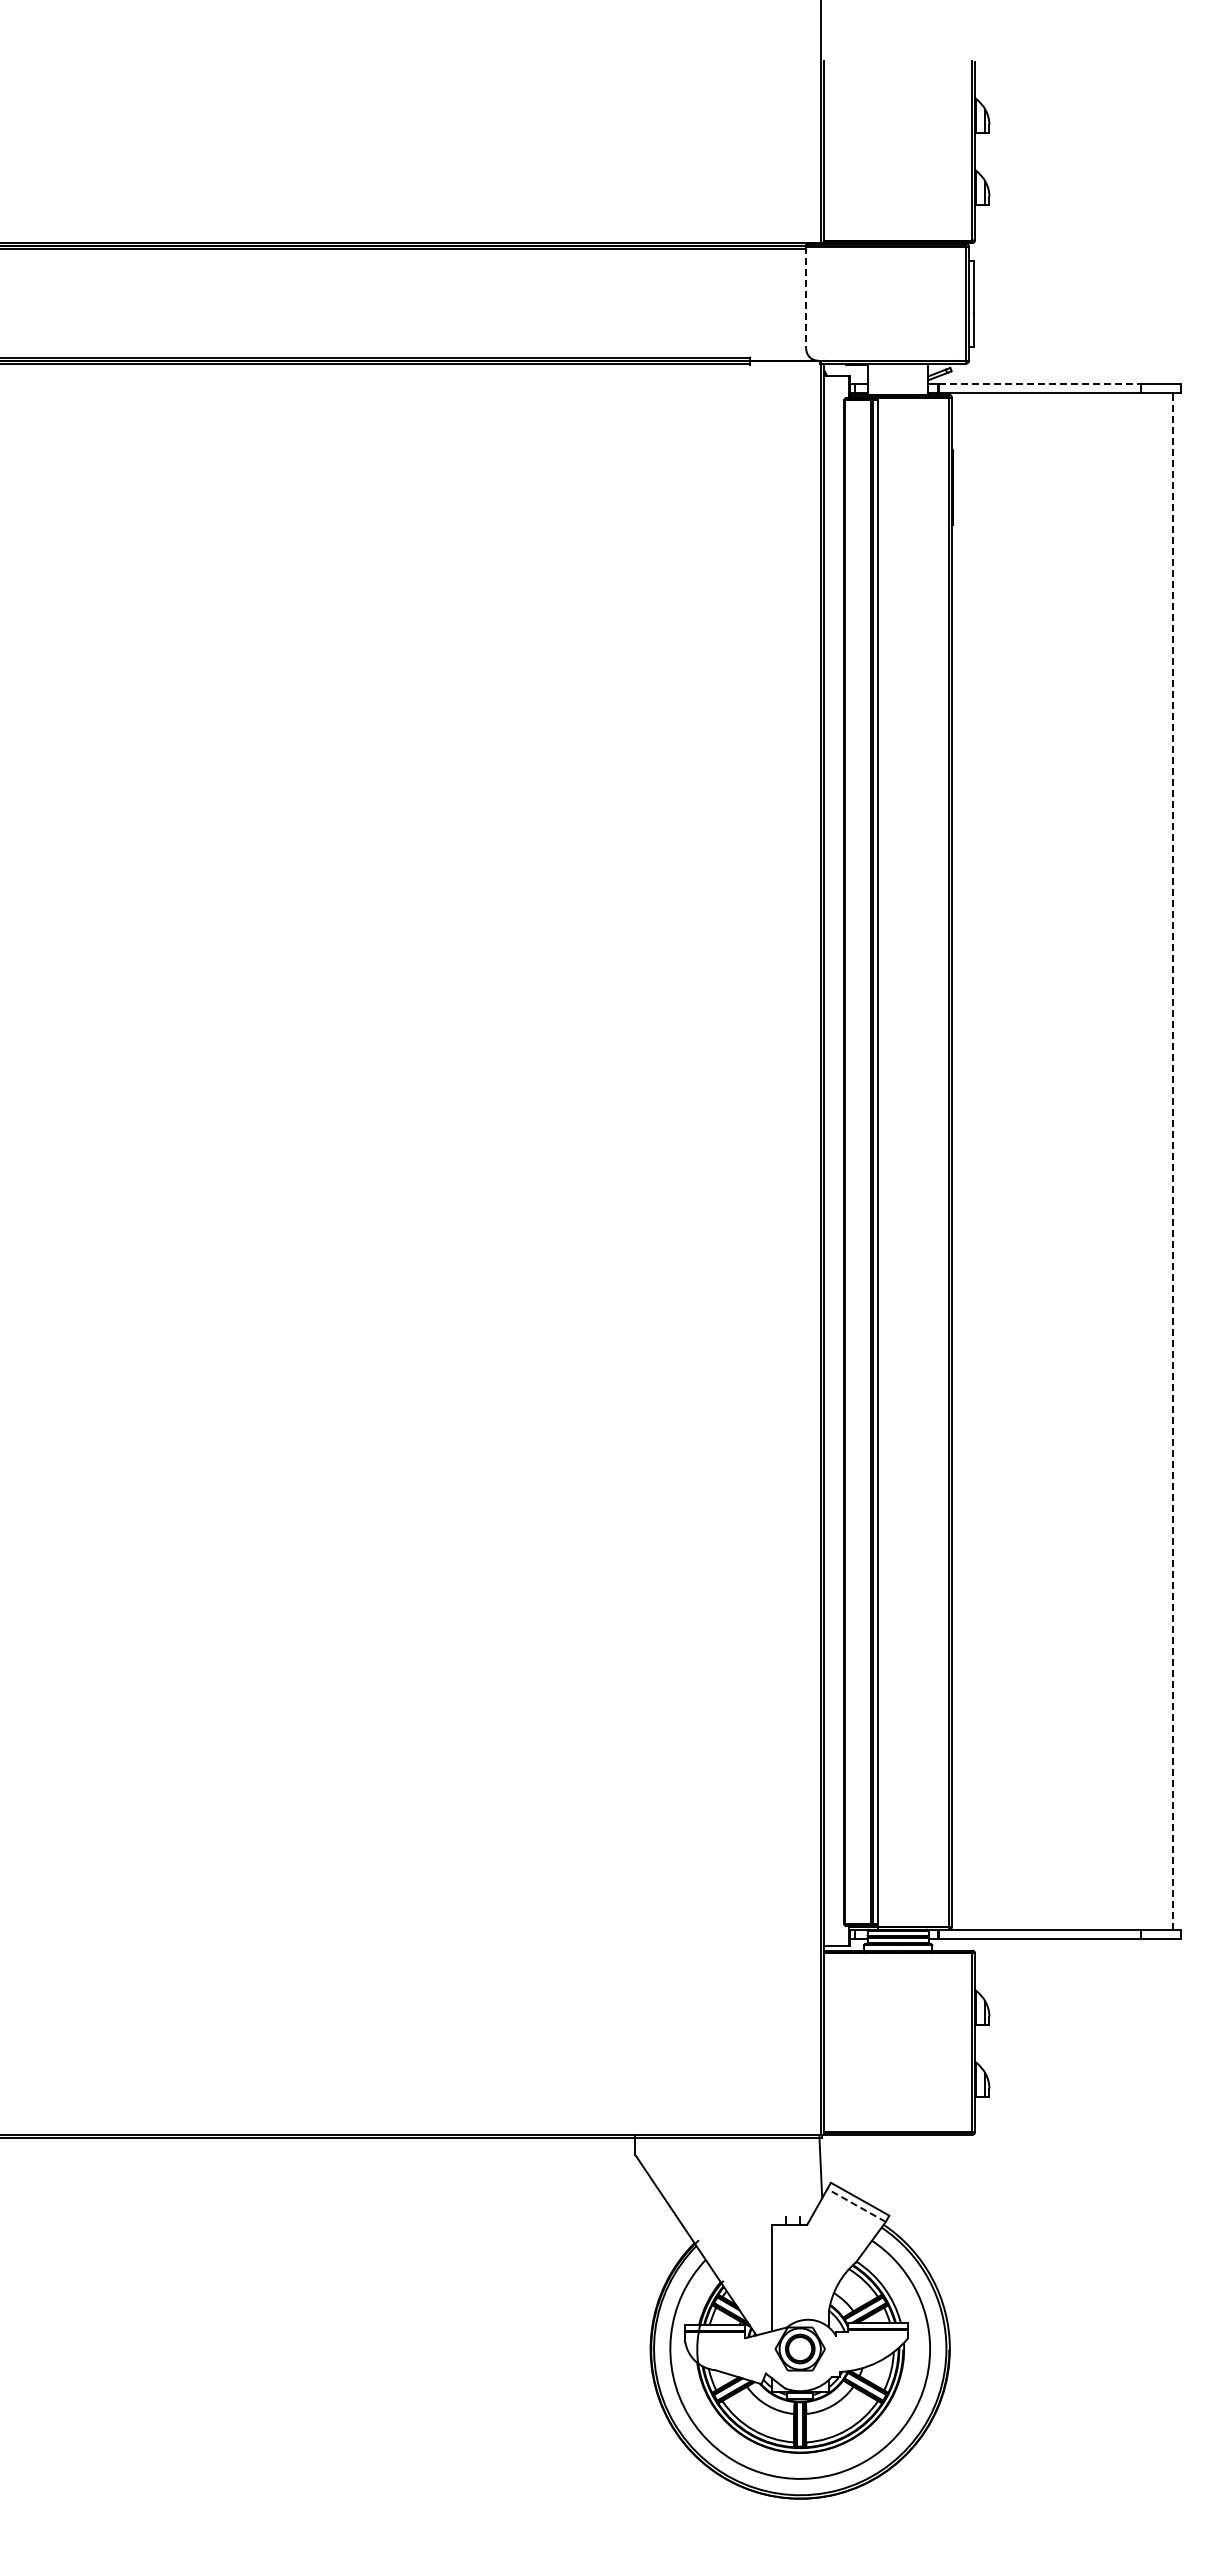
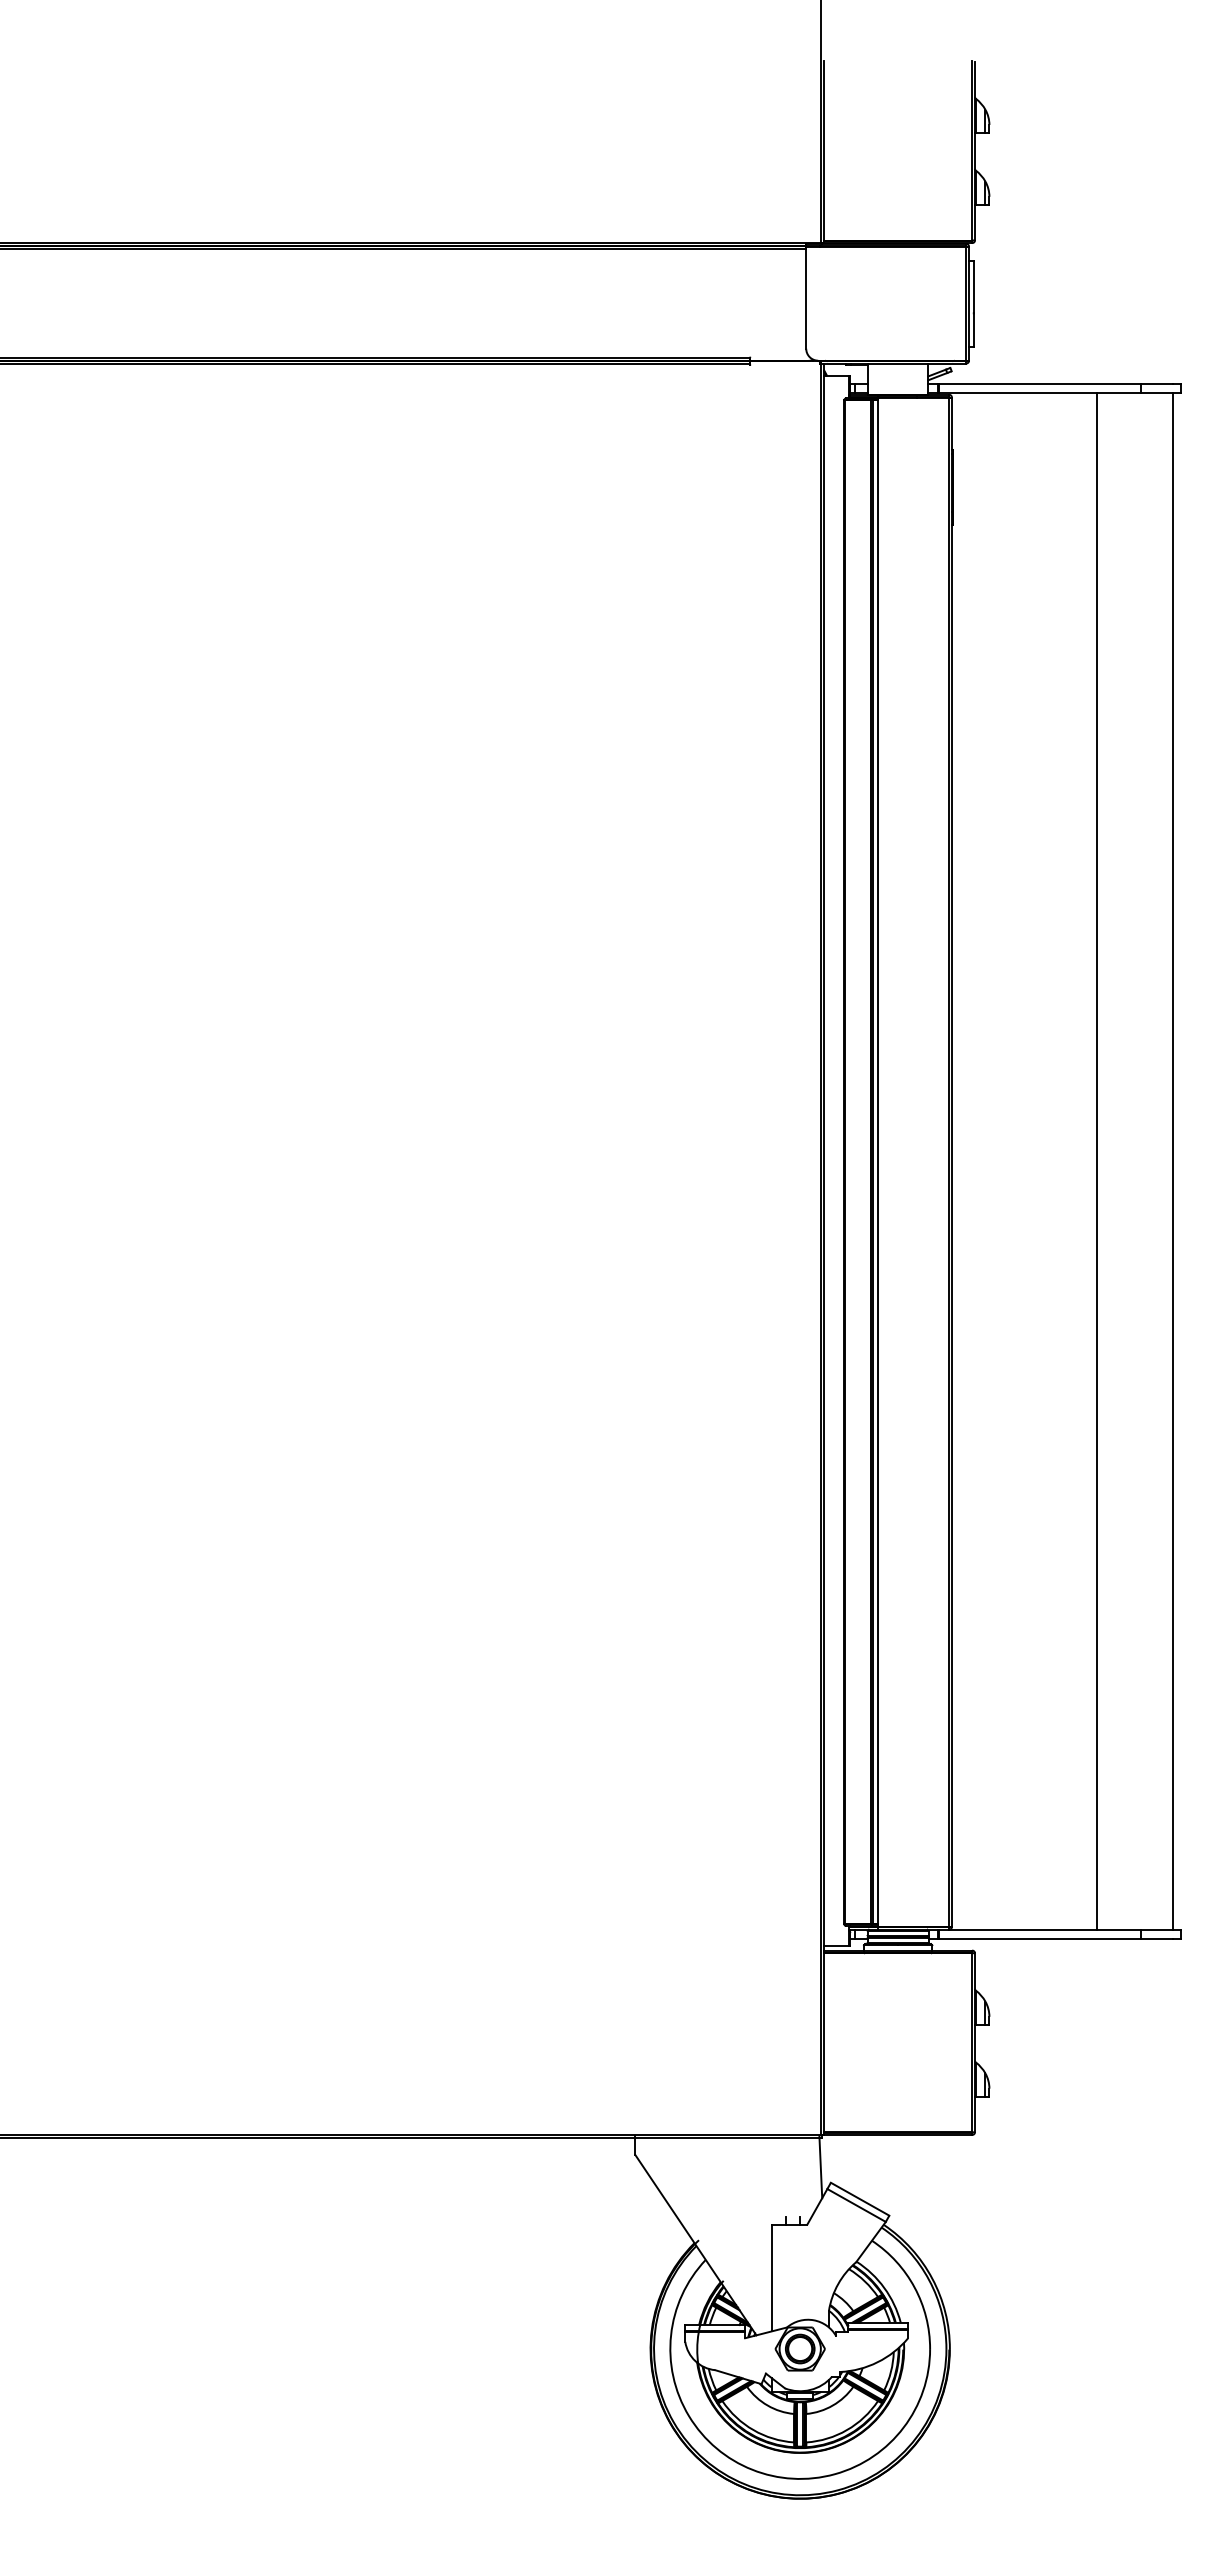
line: dashed -> solid (806, 298)
line: dashed -> solid (1040, 383)
line: none -> present (1096, 1161)
line: dashed -> solid (1173, 1161)
line: dashed -> solid (856, 2205)
